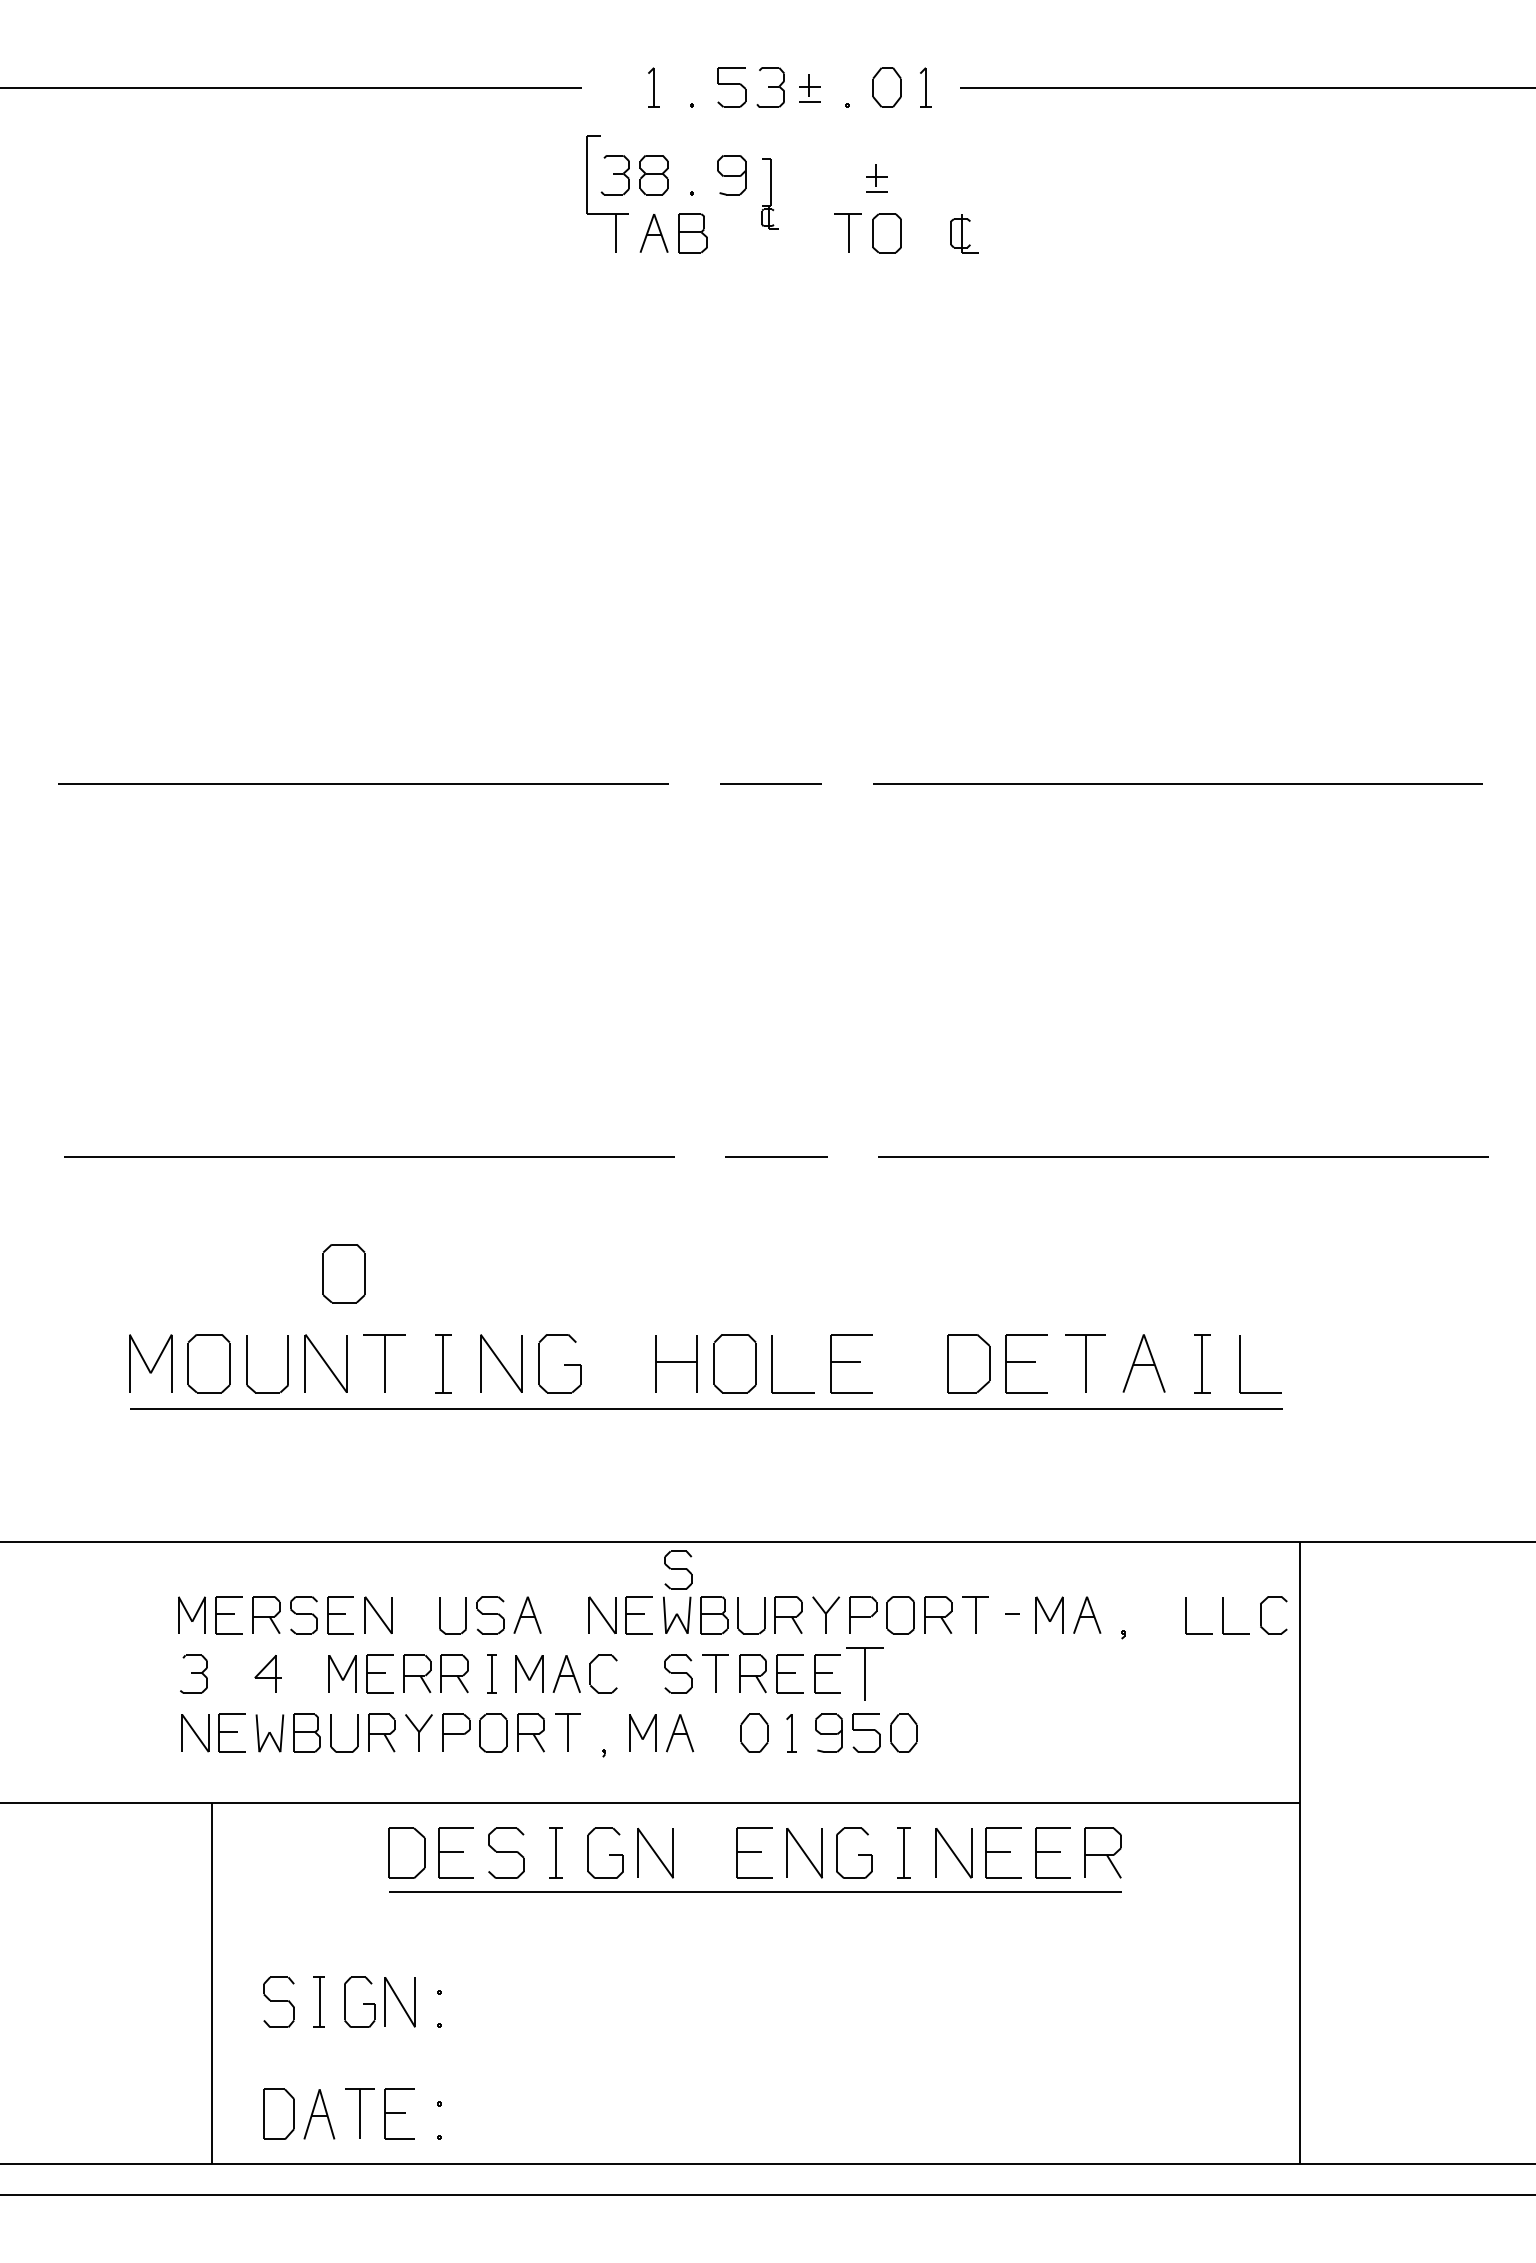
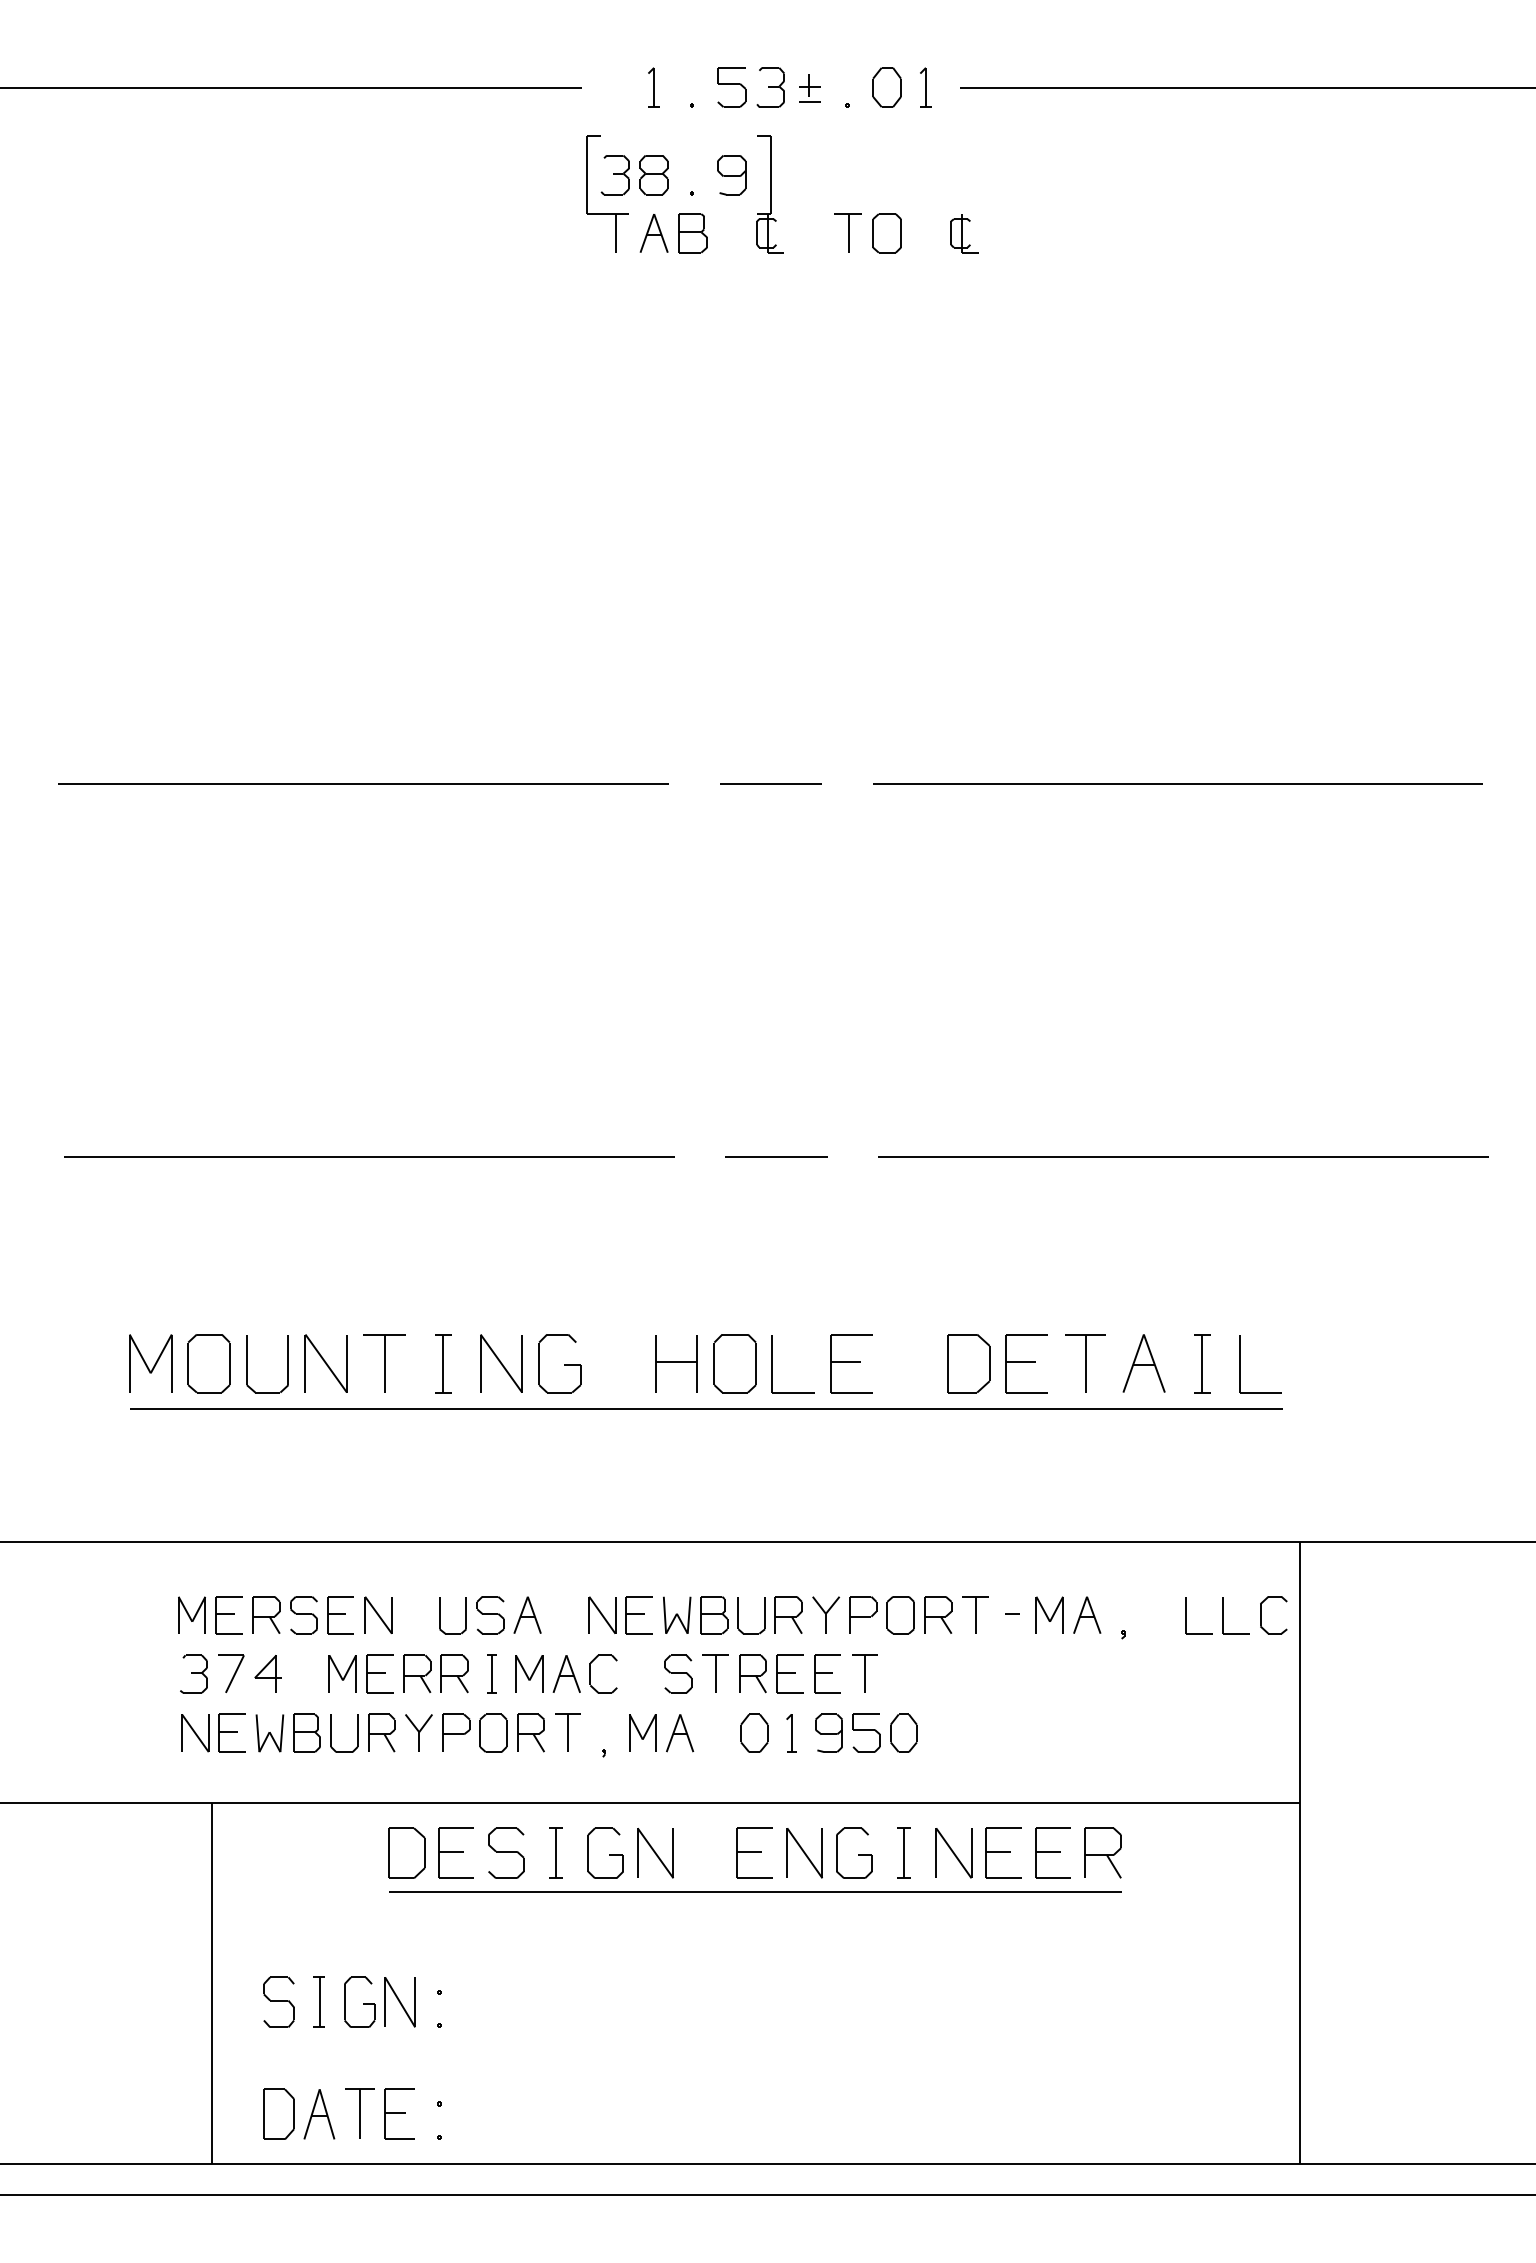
part: present -> none (876, 178)
part size: 18x72 px -> 28x119 px (769, 194)
part: present -> none (343, 1273)
part: present -> none (678, 1569)
part: none -> present (231, 1673)
part size: 38x54 px -> 26x39 px (864, 1673)
